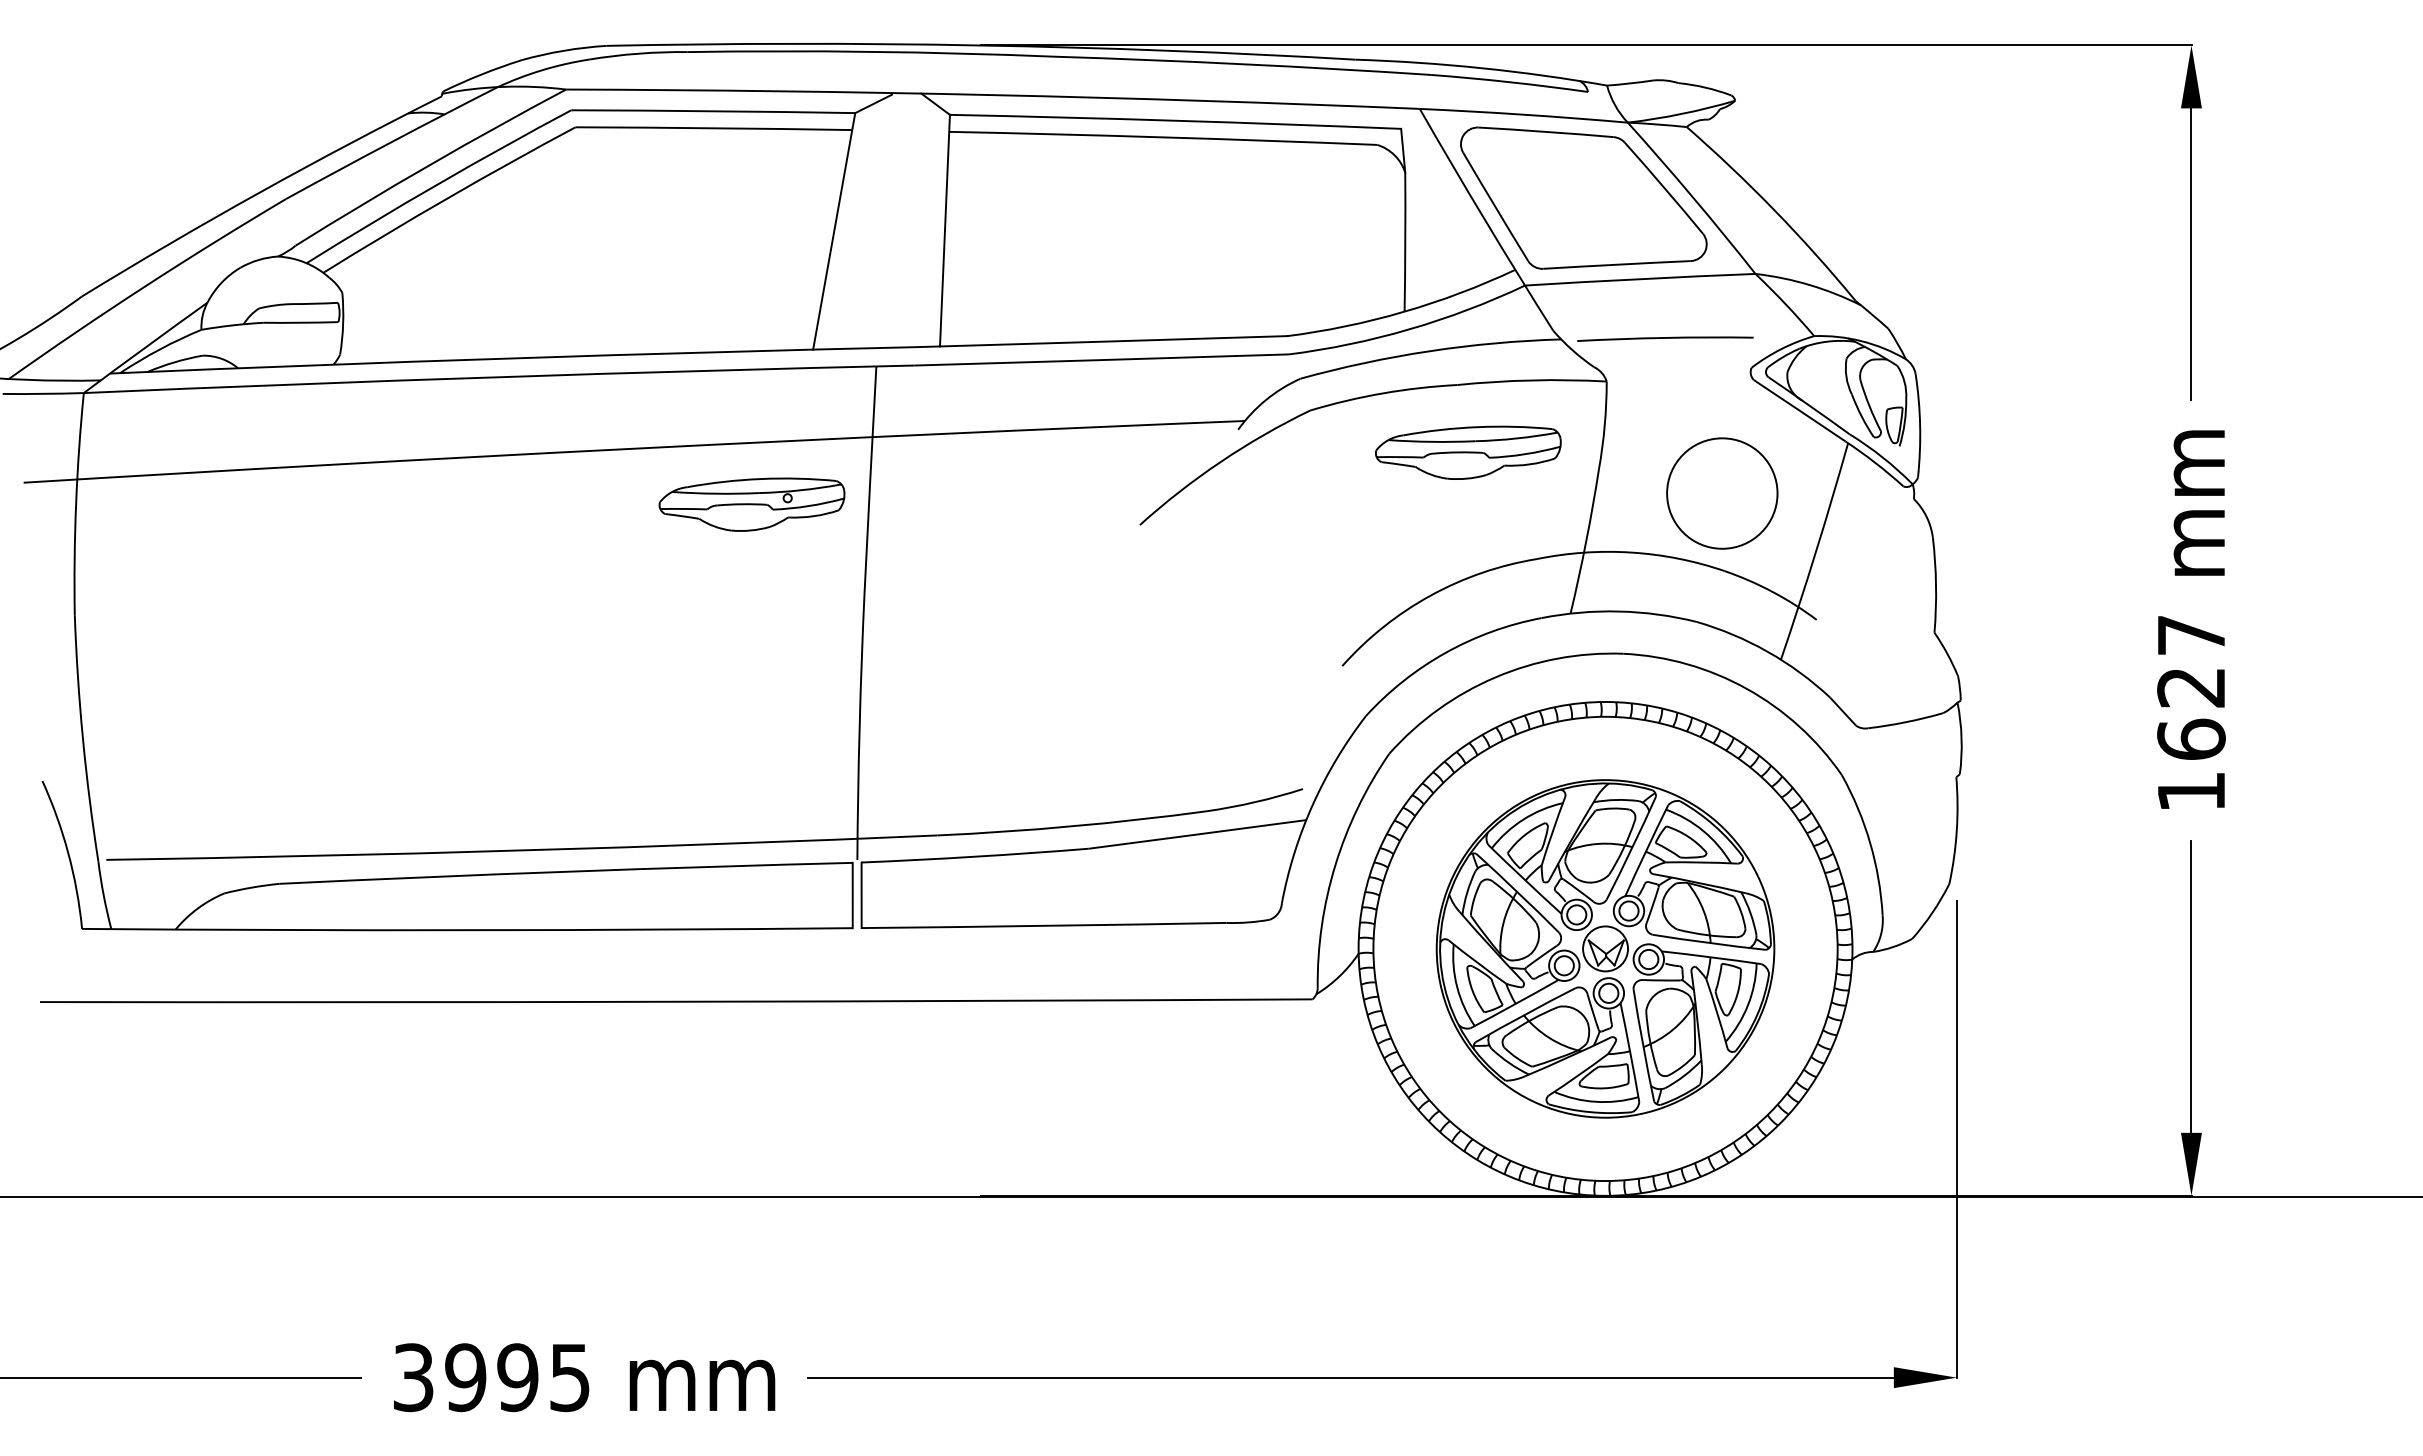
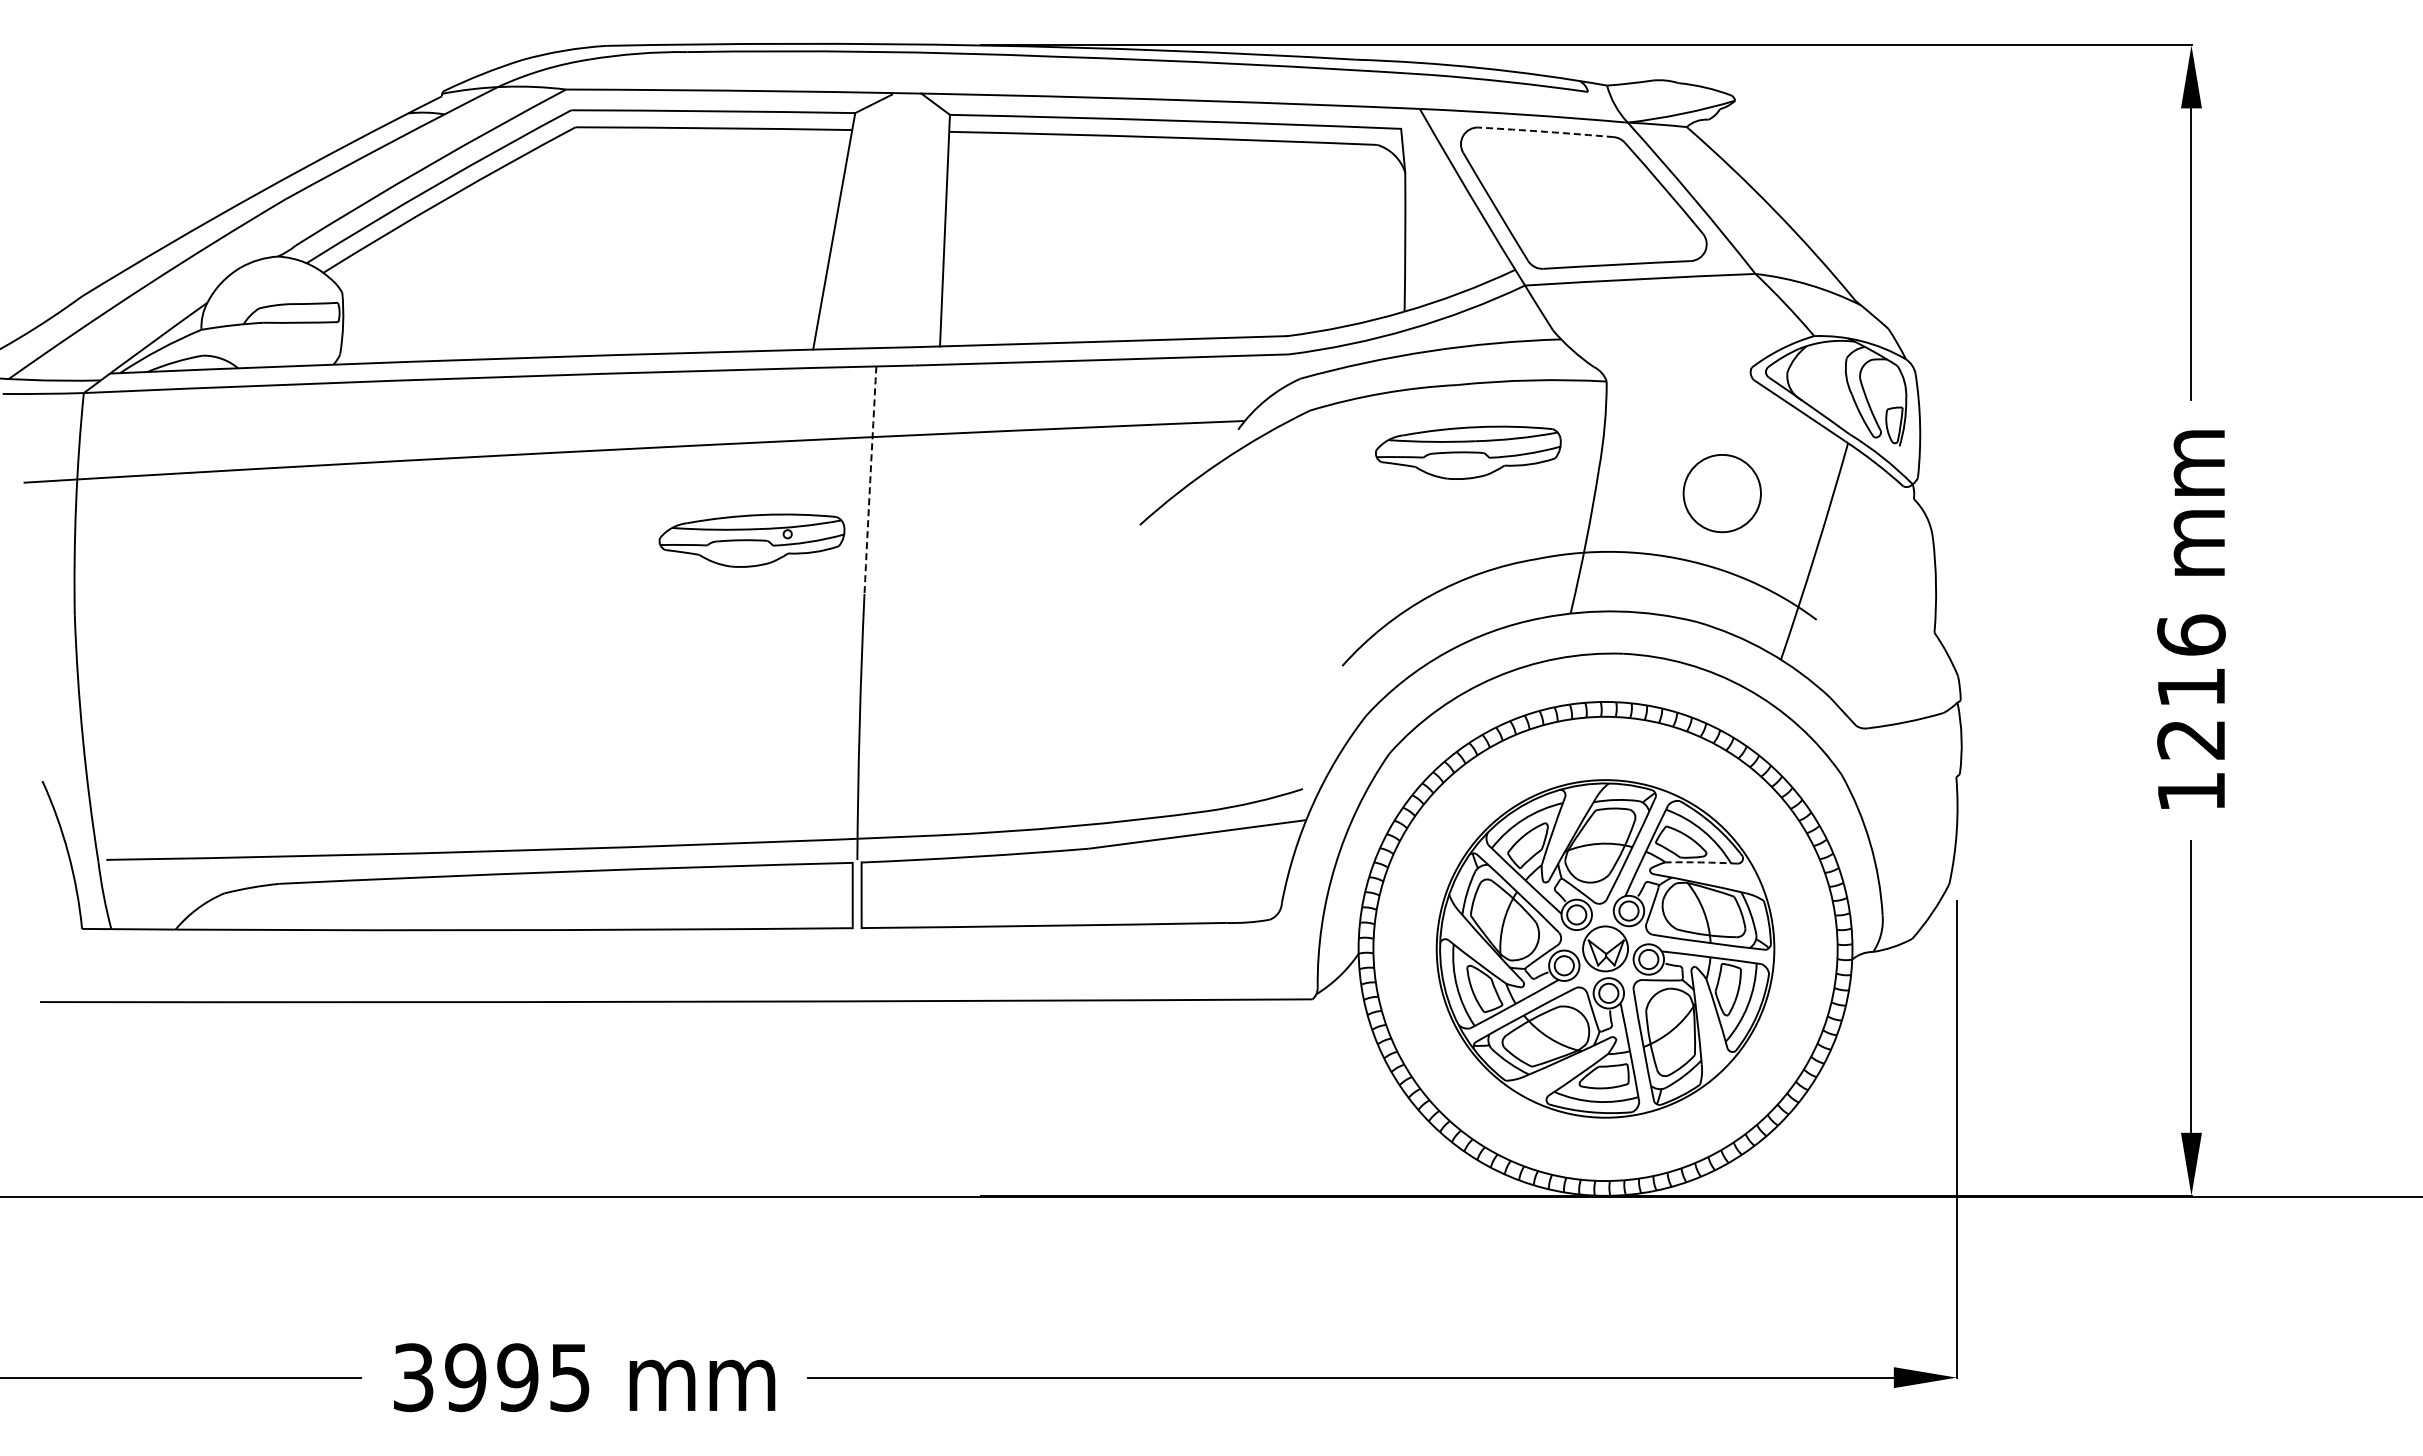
arc: solid -> dashed (1546, 131)
line: present -> none (1665, 338)
arc: solid -> dashed (870, 480)
circle diameter: 110 px -> 77 px (1721, 493)
part position: (751, 504) -> (751, 540) (751, 540)
text: 1627 -> 1216 (2191, 686)
arc: solid -> dashed (1701, 862)
